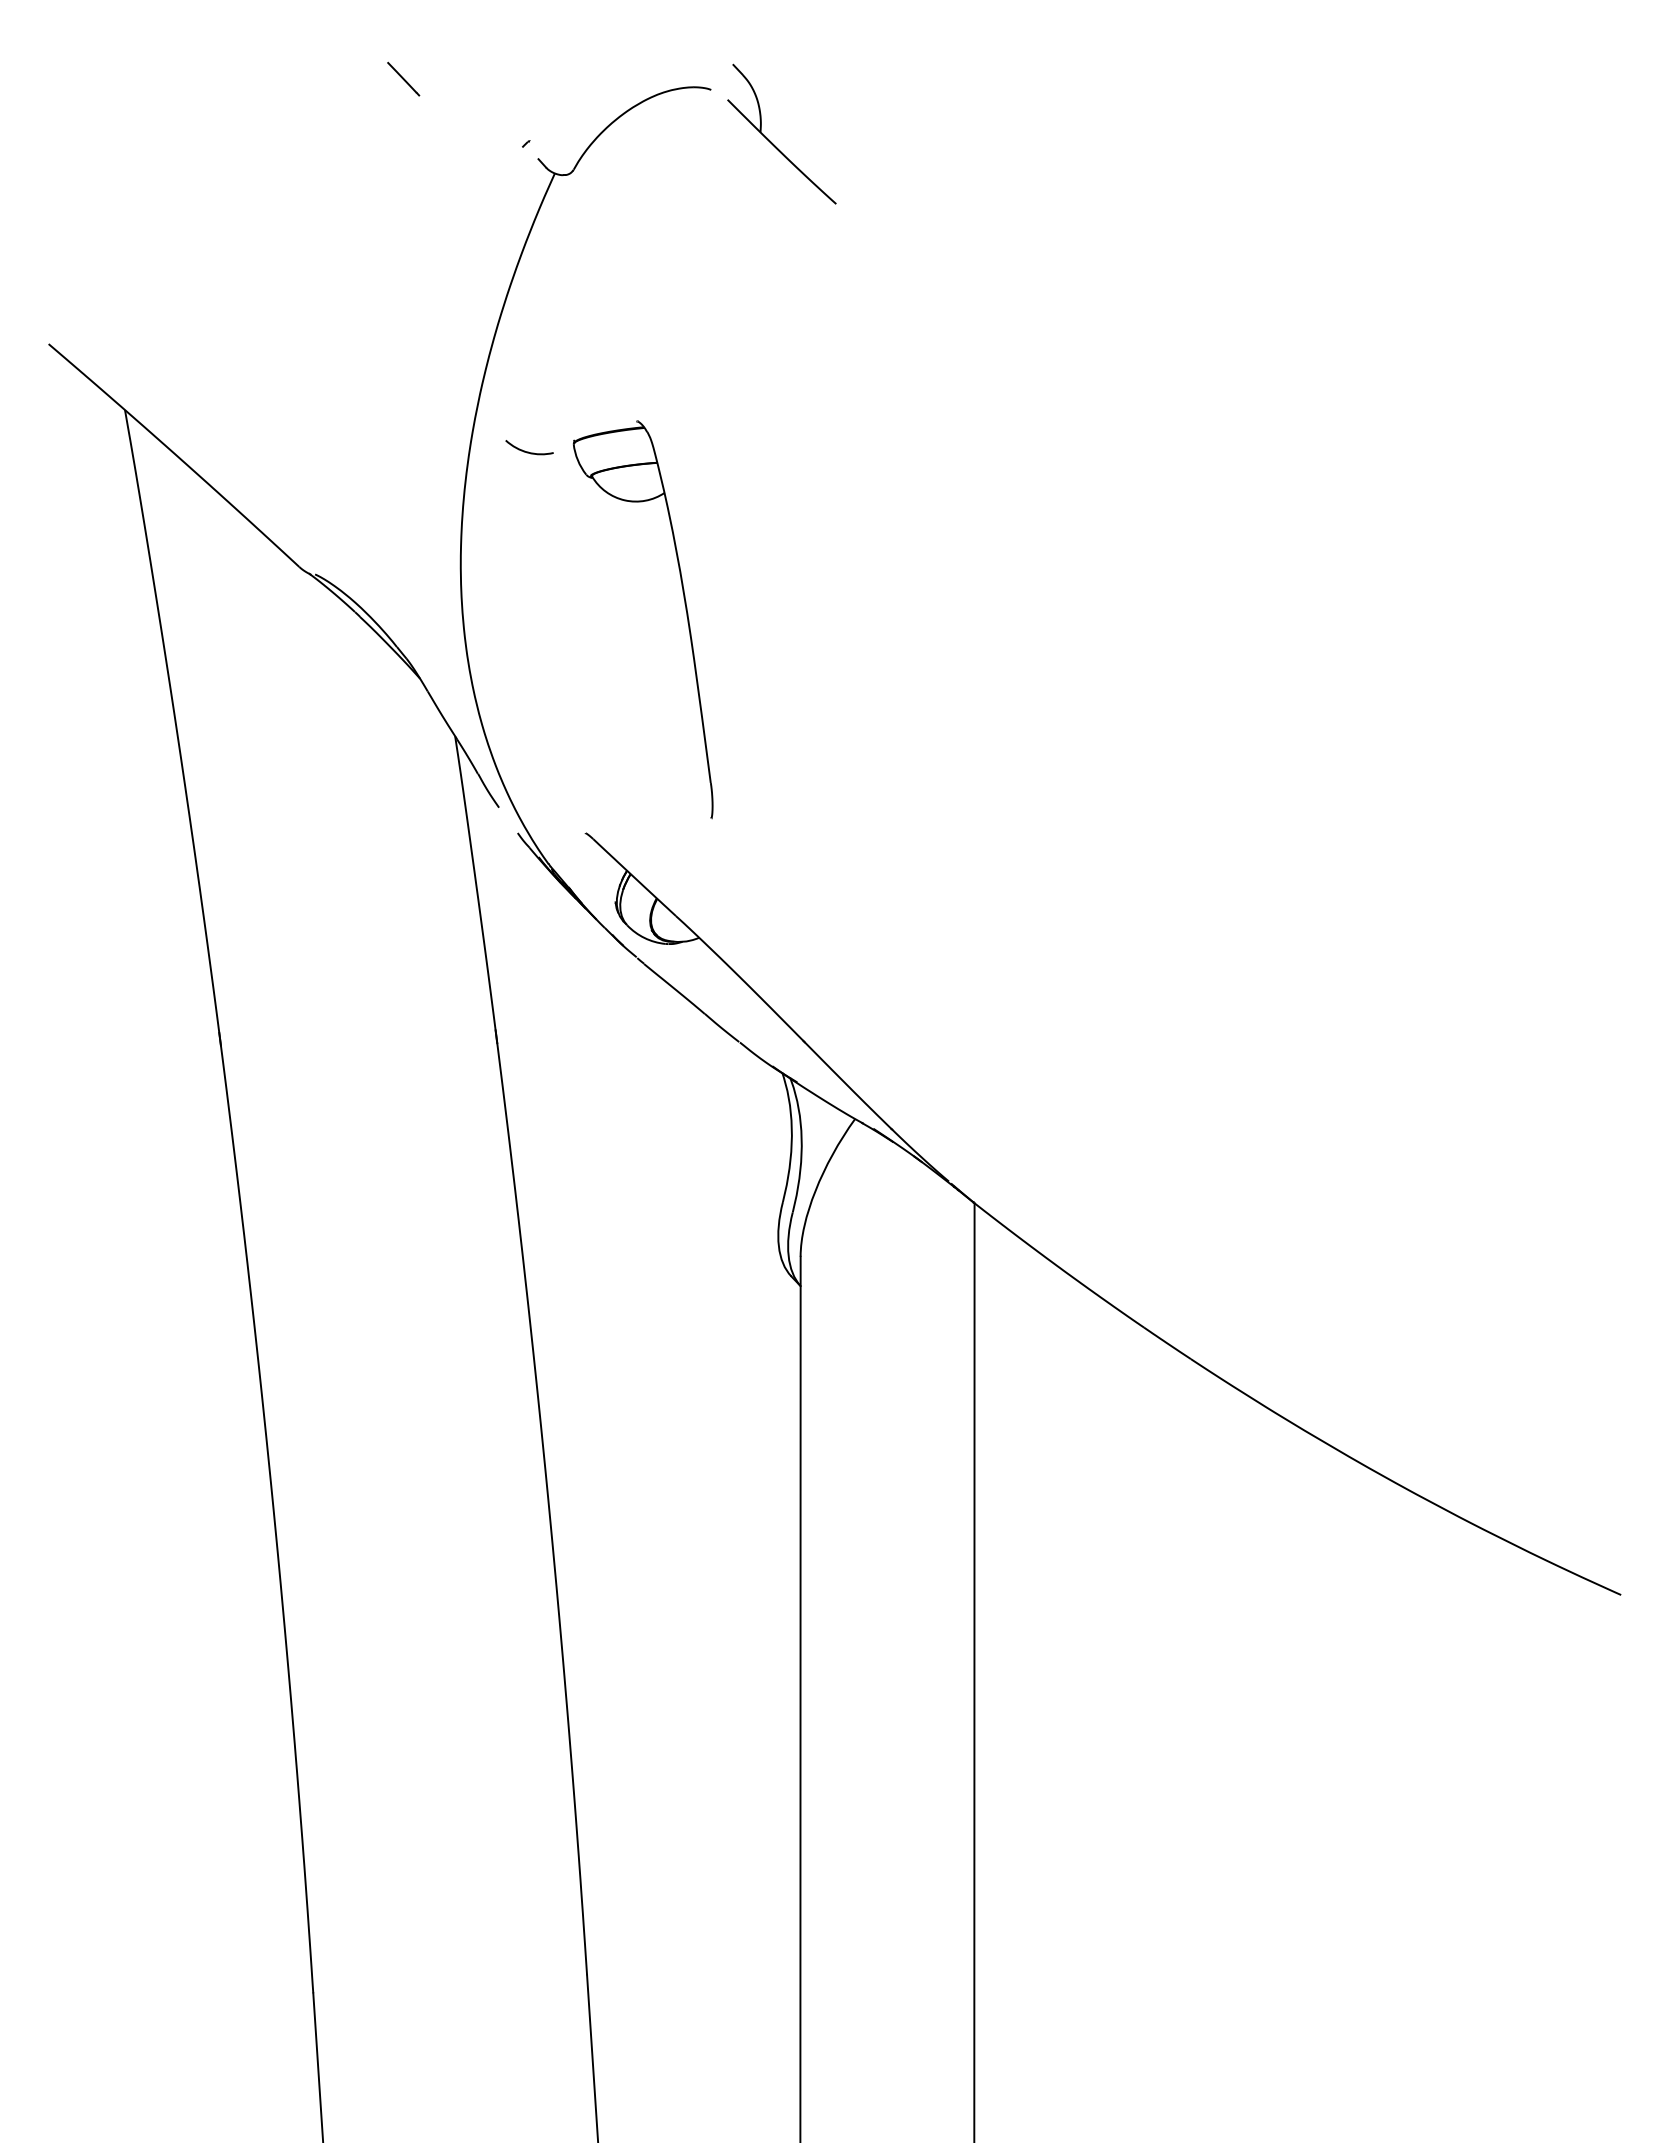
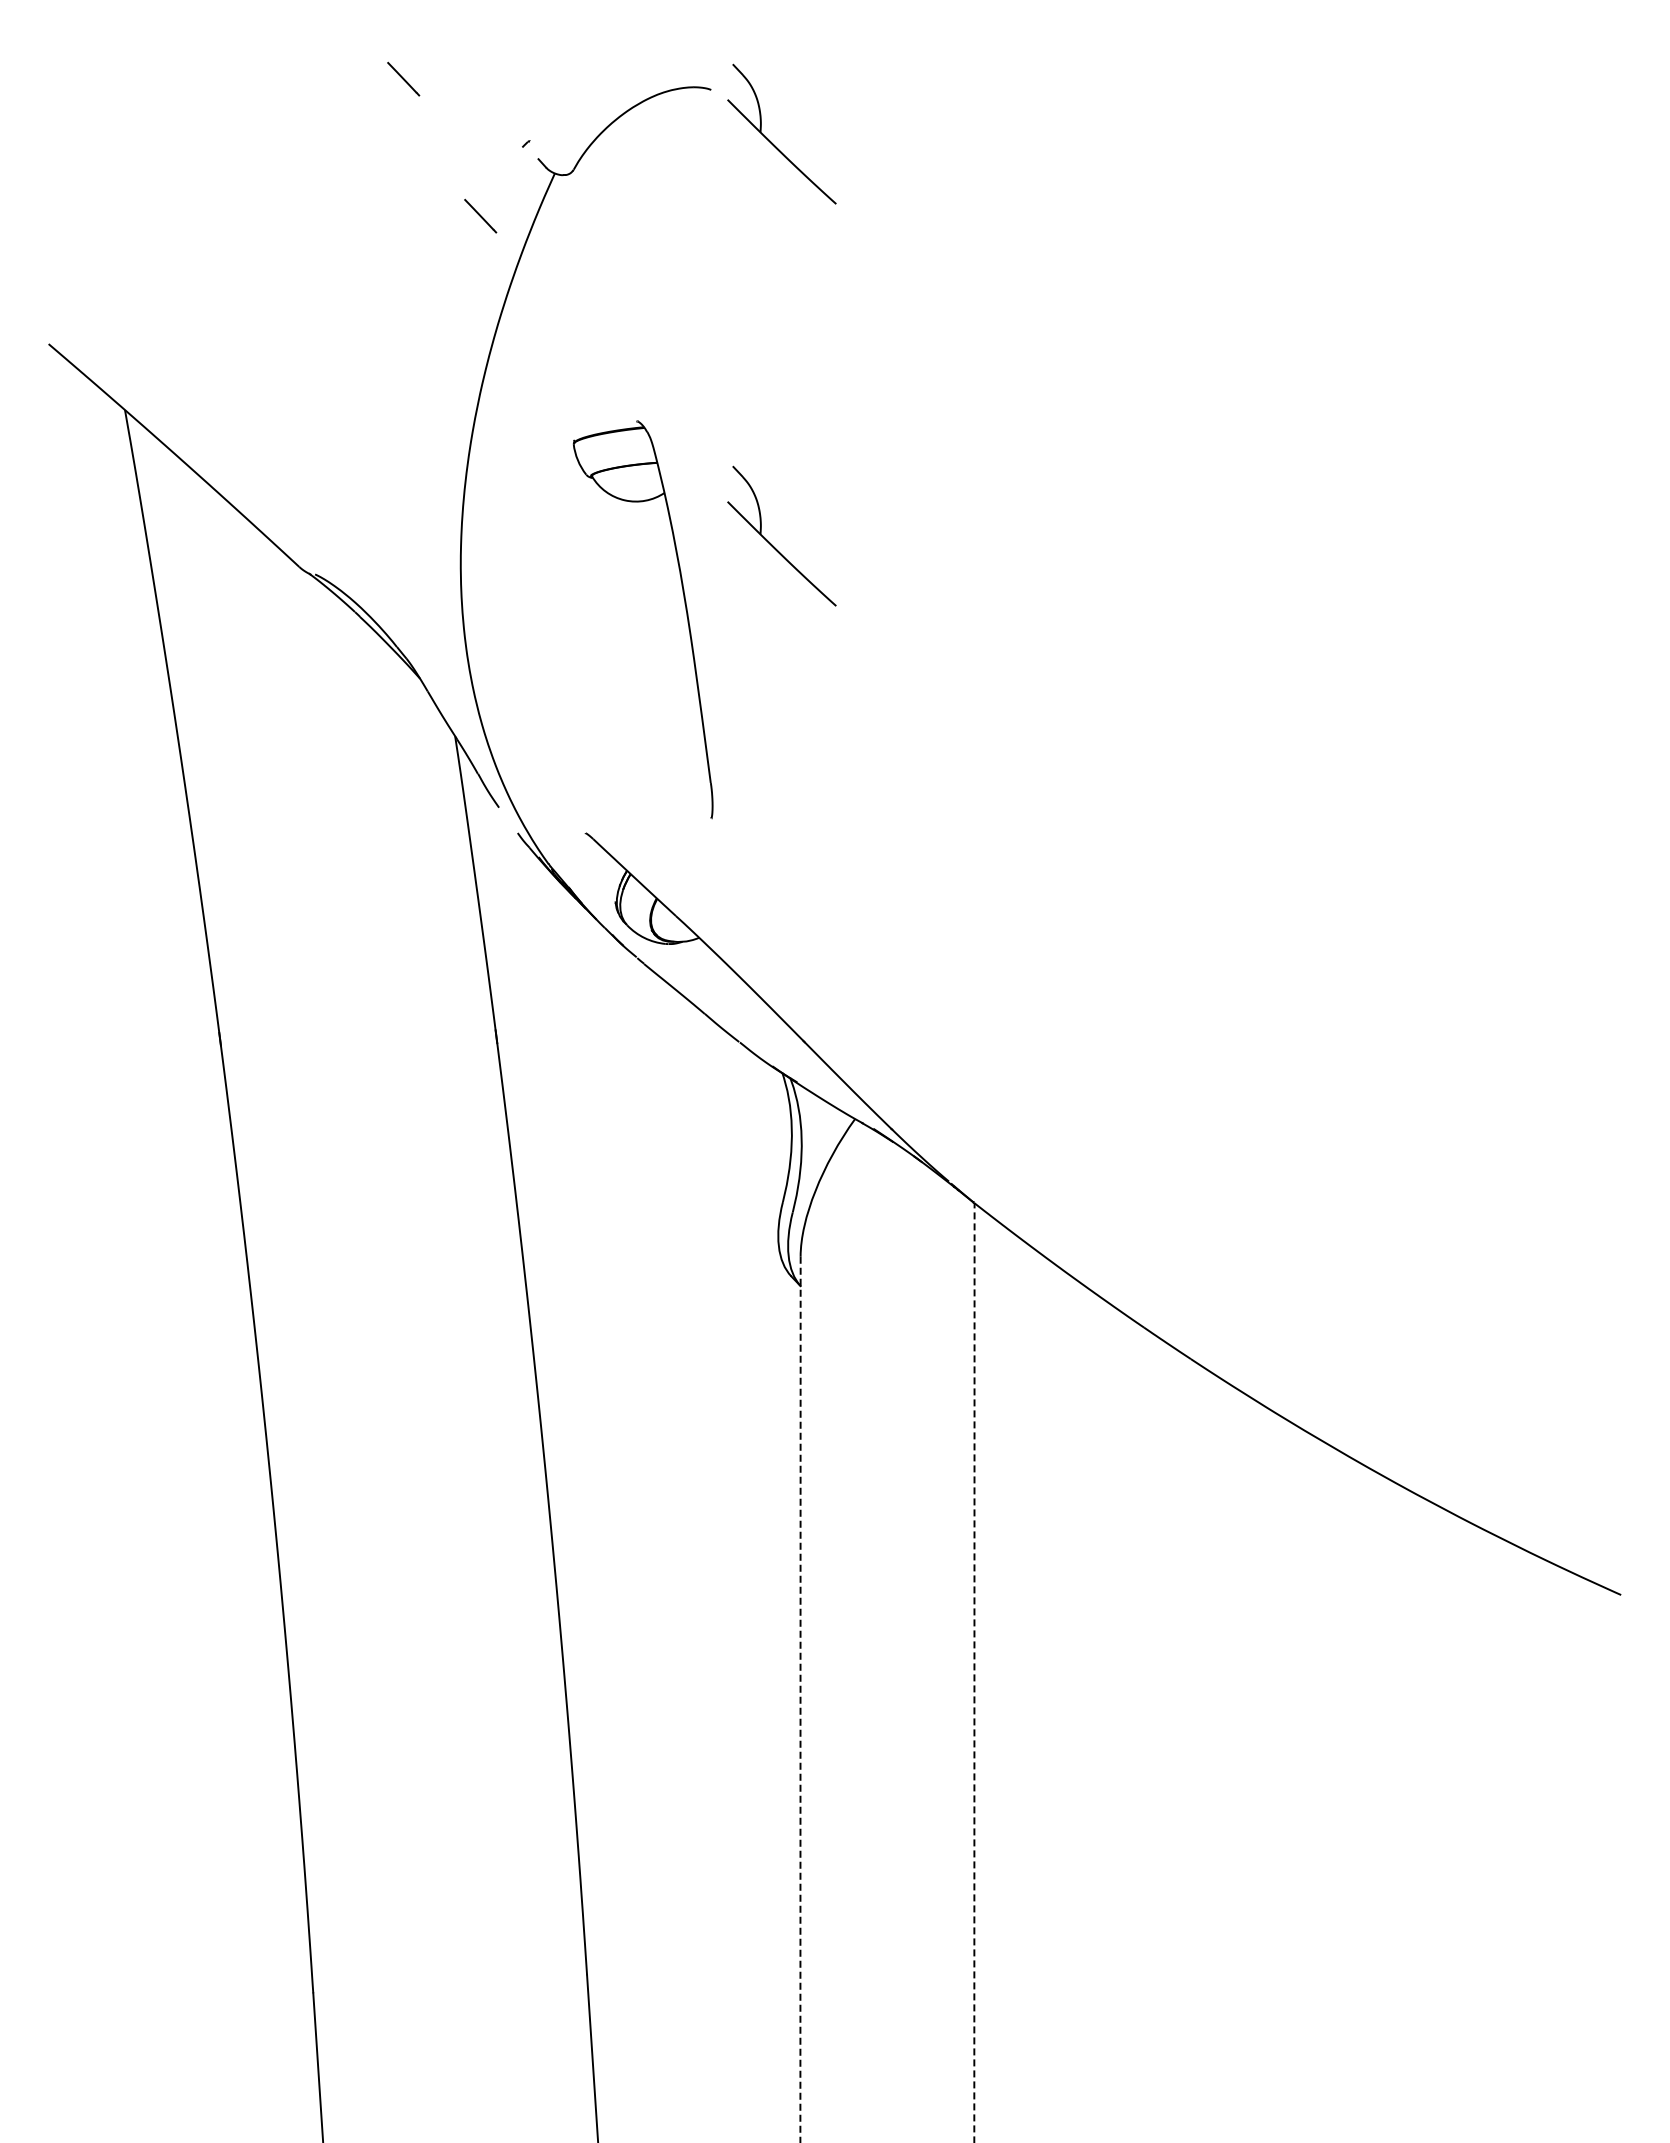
line: none -> present (480, 215)
arc: present -> none (528, 451)
part: none -> present (772, 544)
line: solid -> dashed (974, 1672)
line: solid -> dashed (800, 1699)
